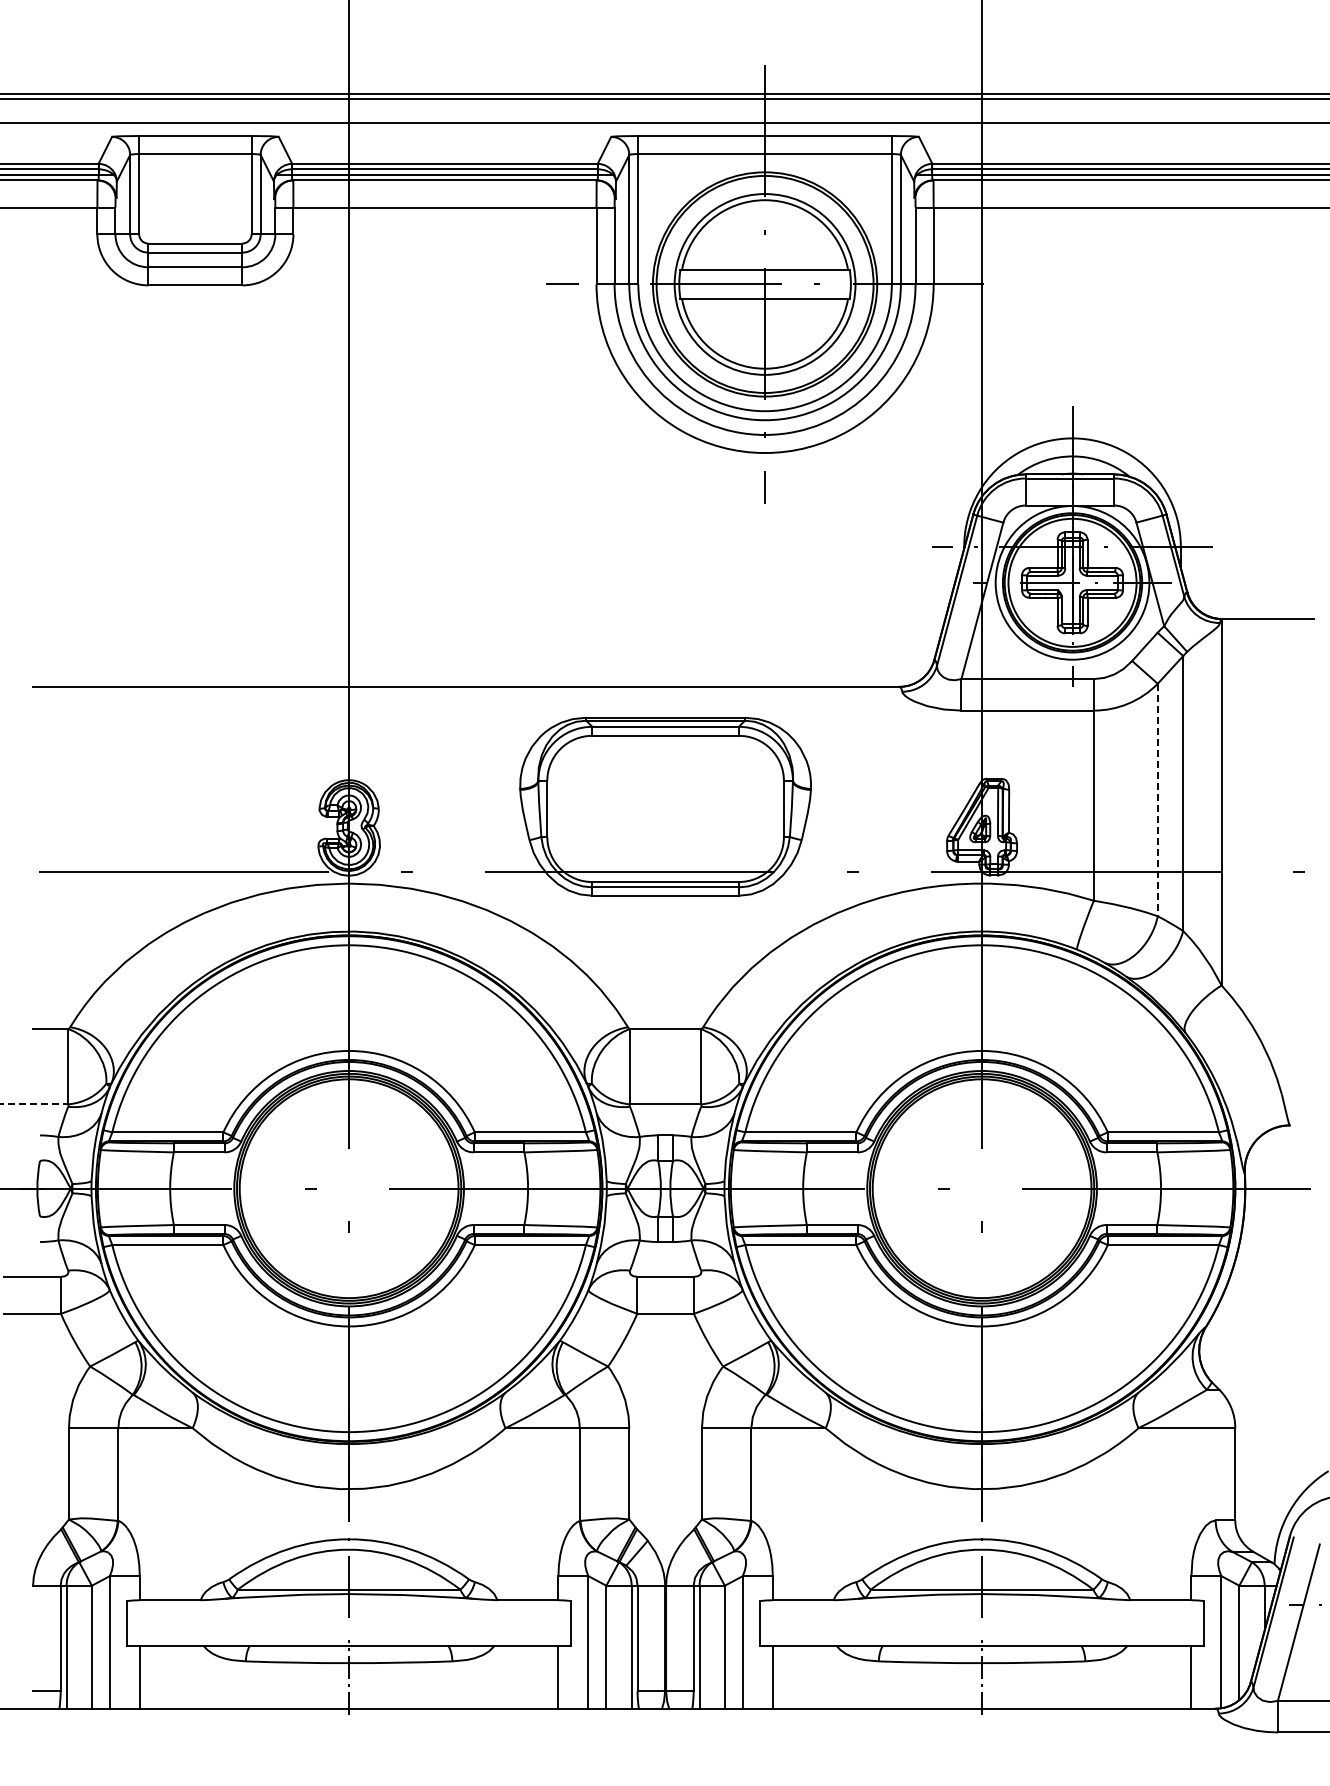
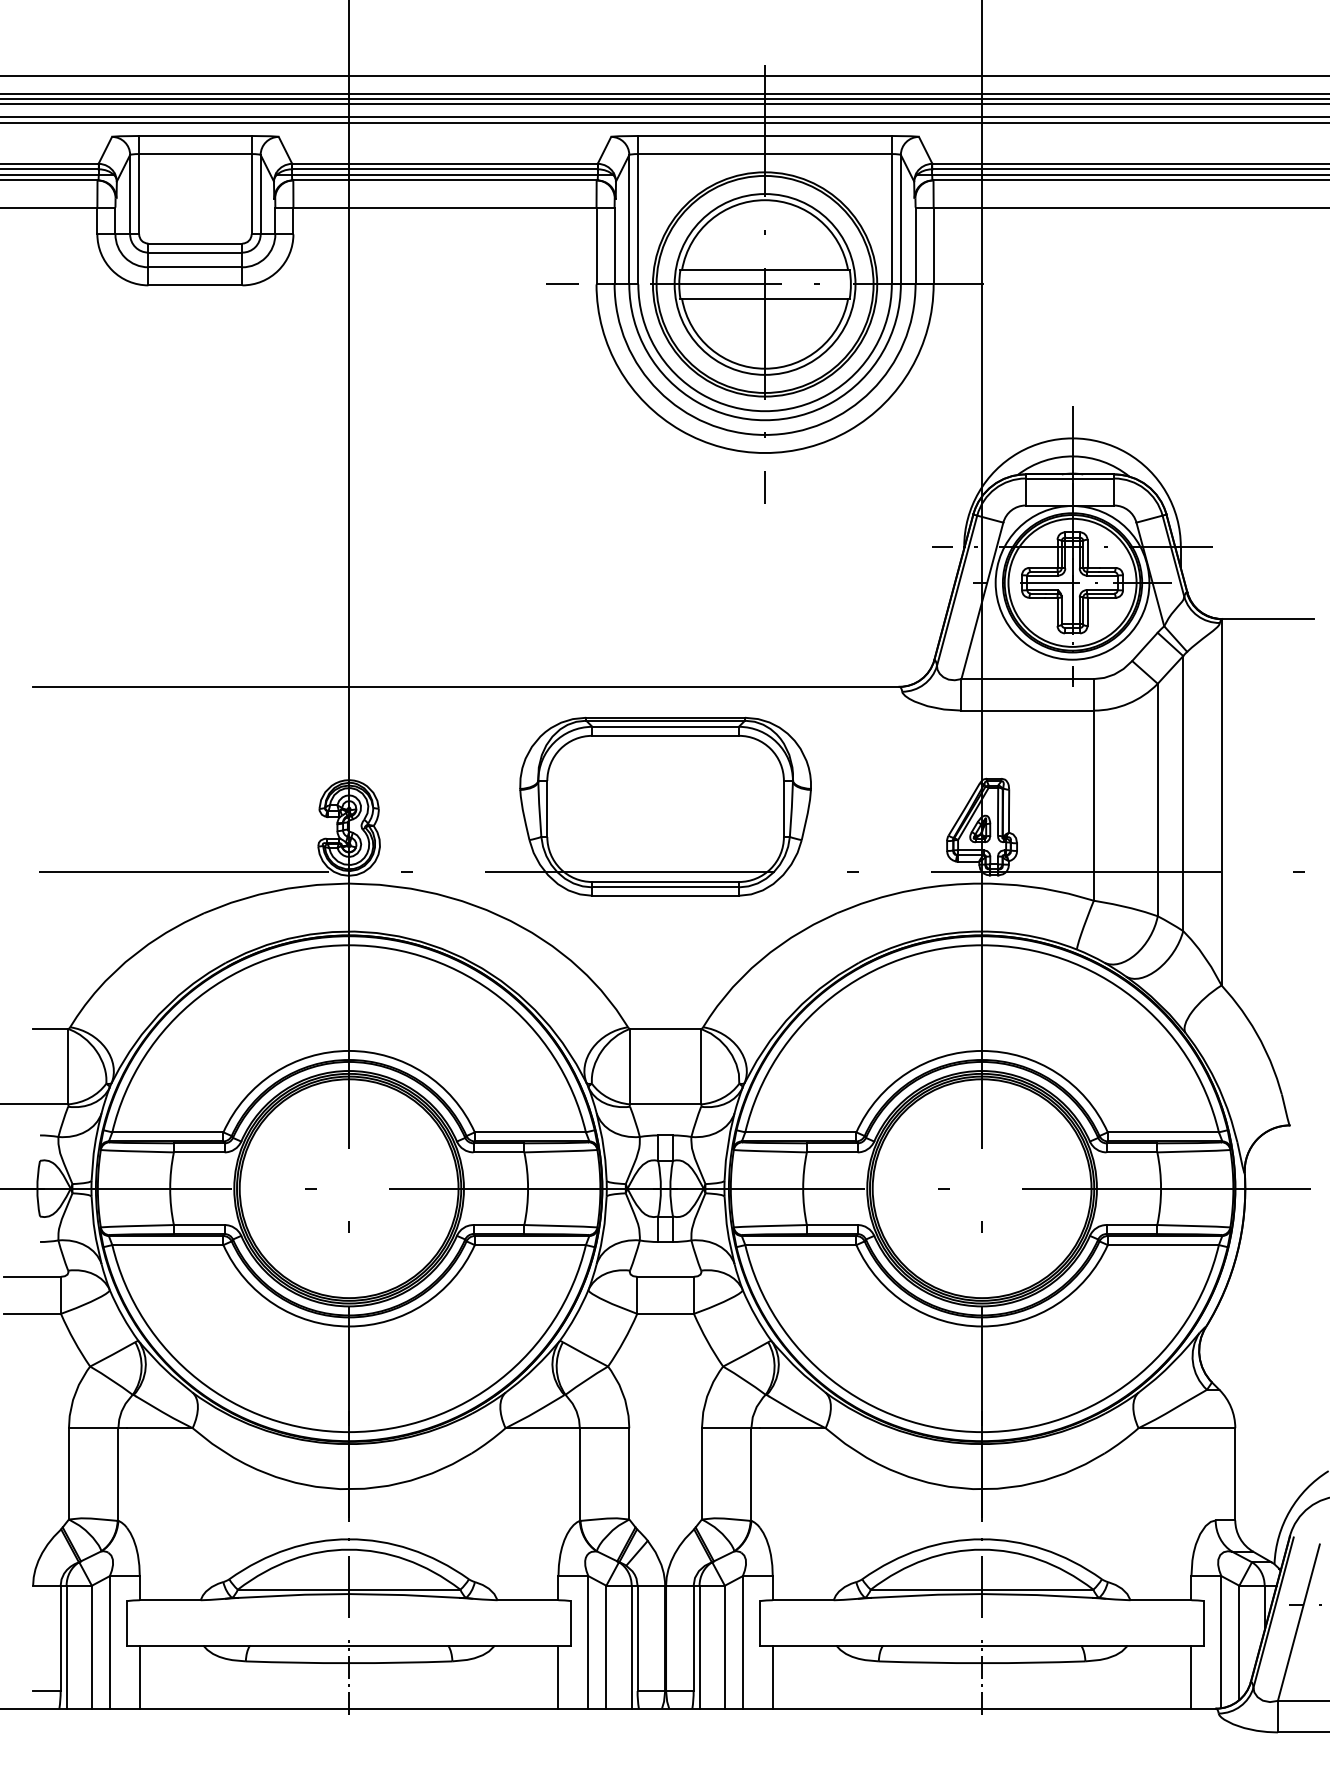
line: none -> present (664, 76)
line: none -> present (664, 104)
line: none -> present (664, 117)
line: dashed -> solid (1157, 800)
line: dashed -> solid (34, 1104)
